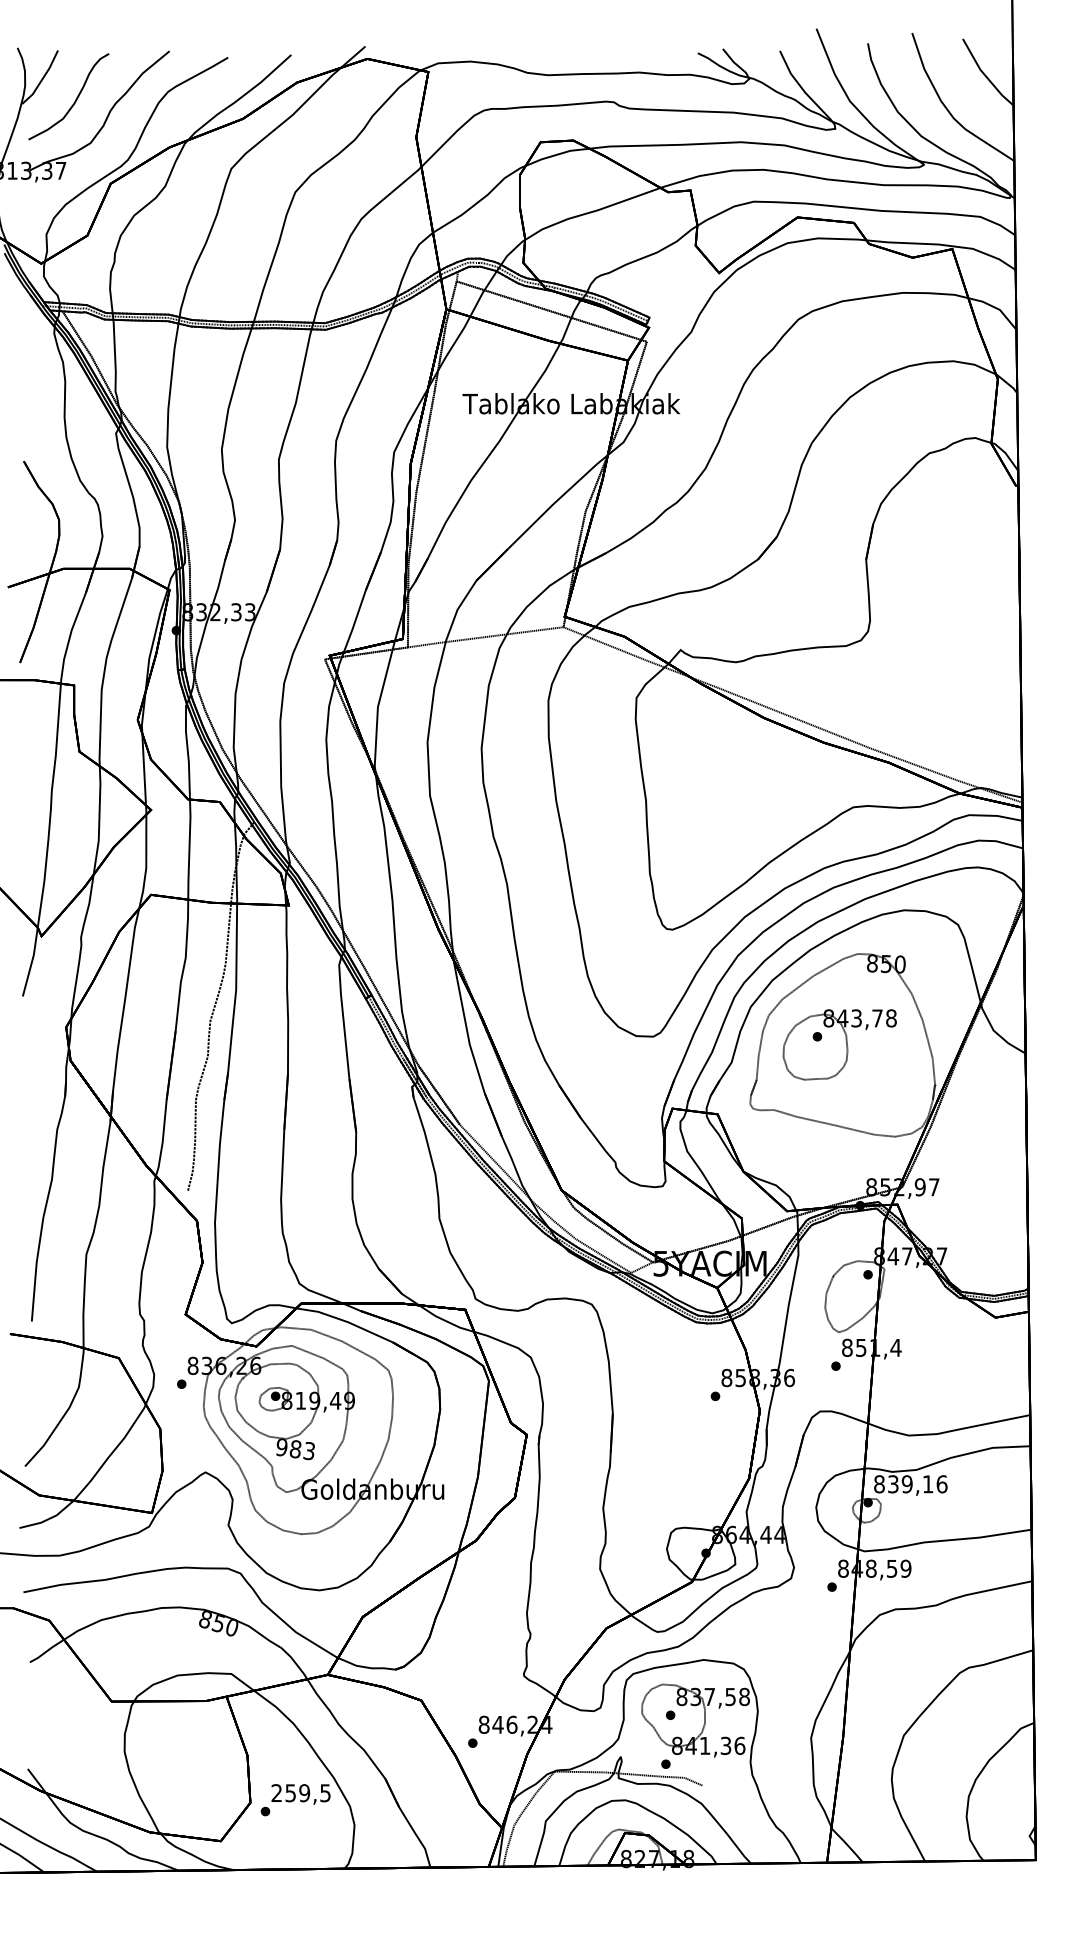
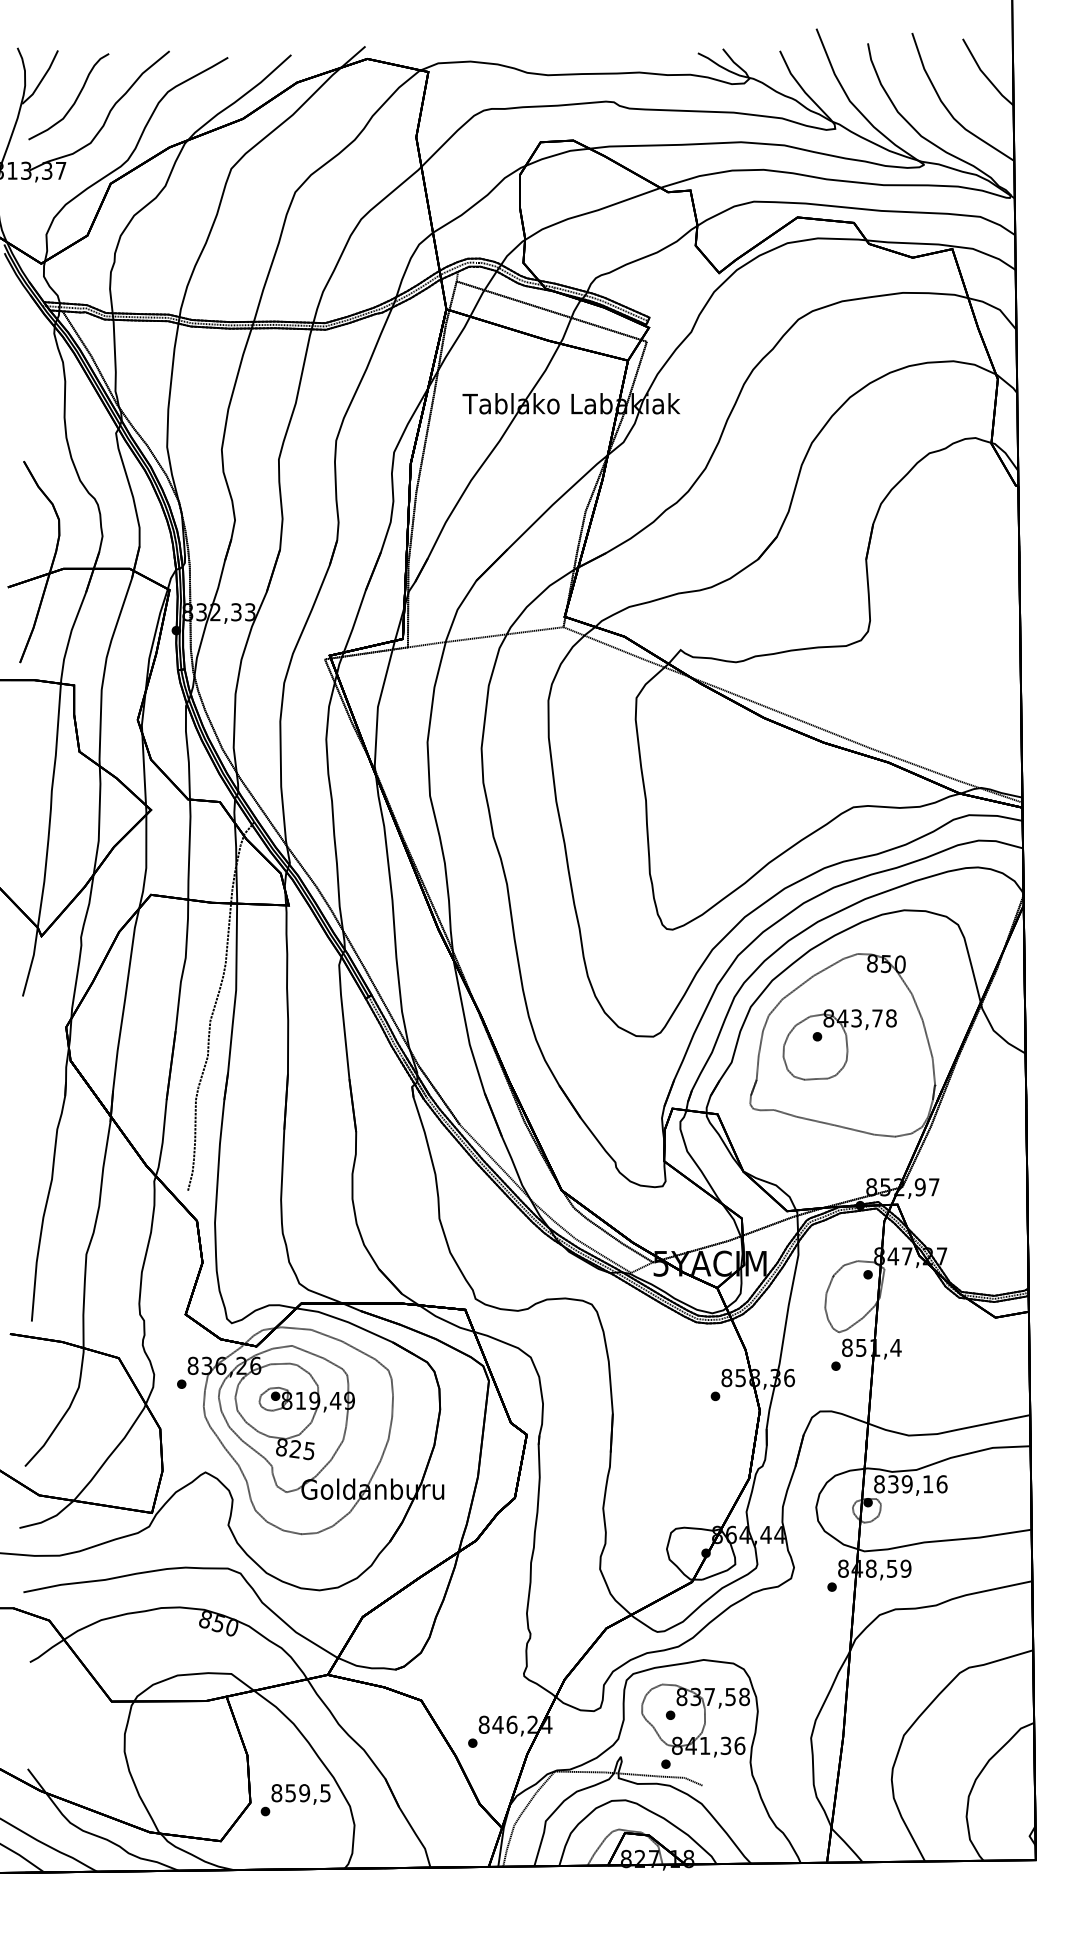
text: 983 -> 825 (295, 1449)
text: 259,5 -> 859,5 (276, 1793)
